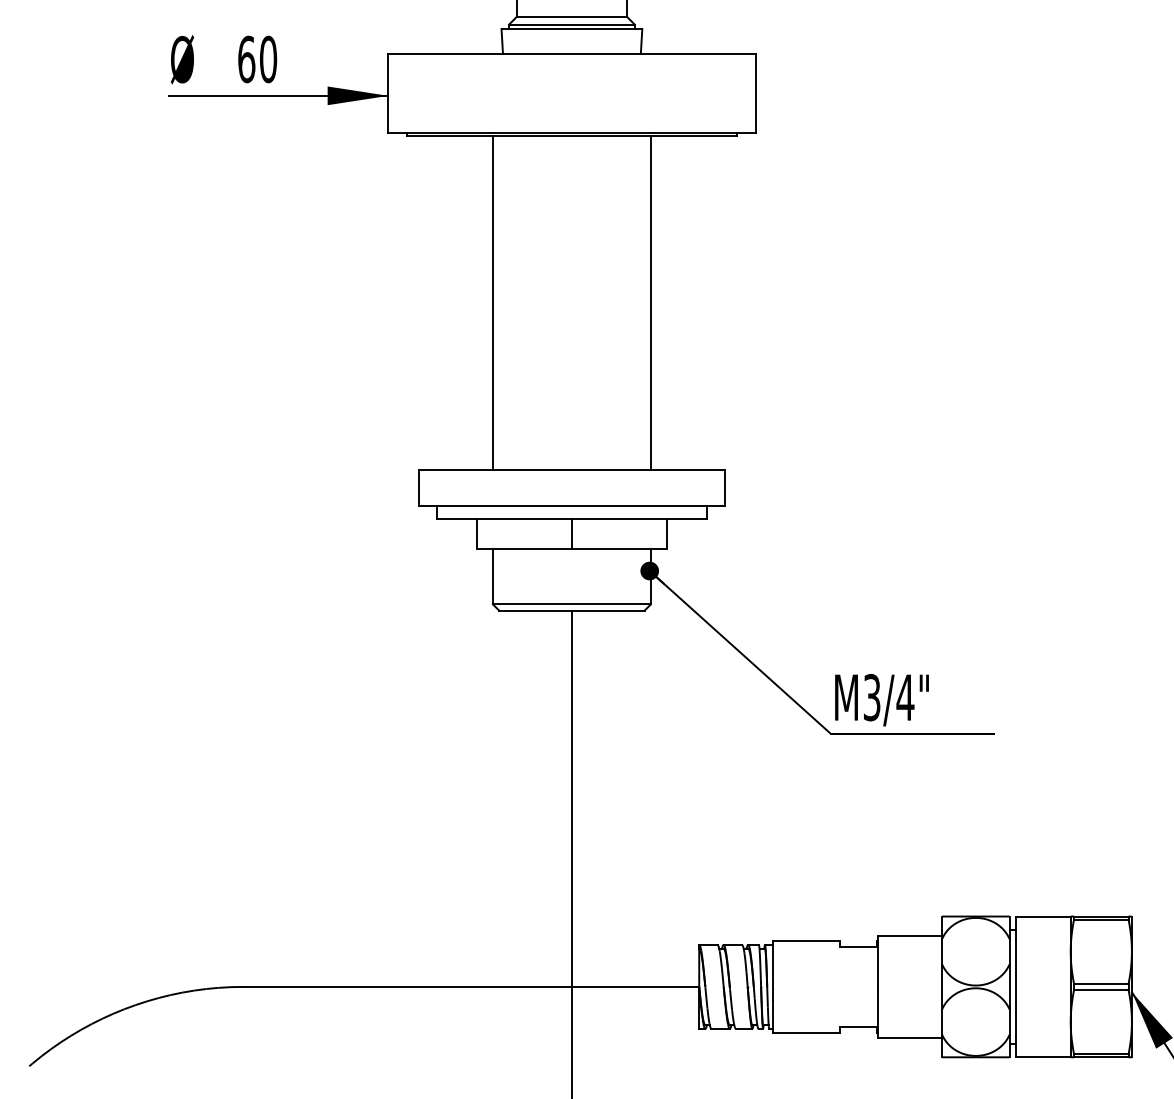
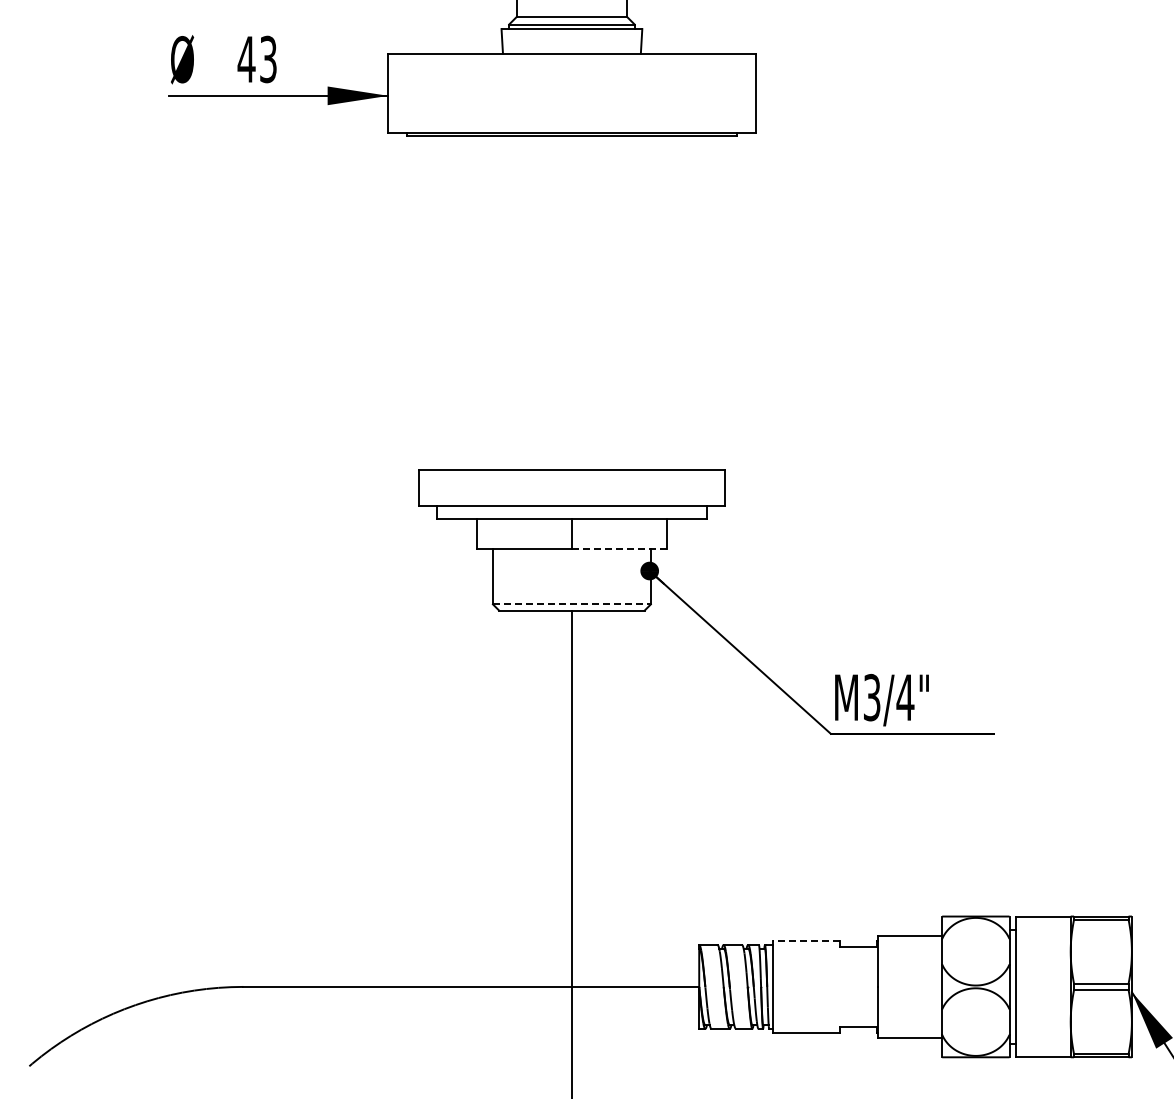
text: 60 -> 43 (257, 59)
line: present -> none (492, 302)
line: present -> none (650, 302)
line: solid -> dashed (618, 549)
line: solid -> dashed (571, 604)
line: solid -> dashed (806, 941)
